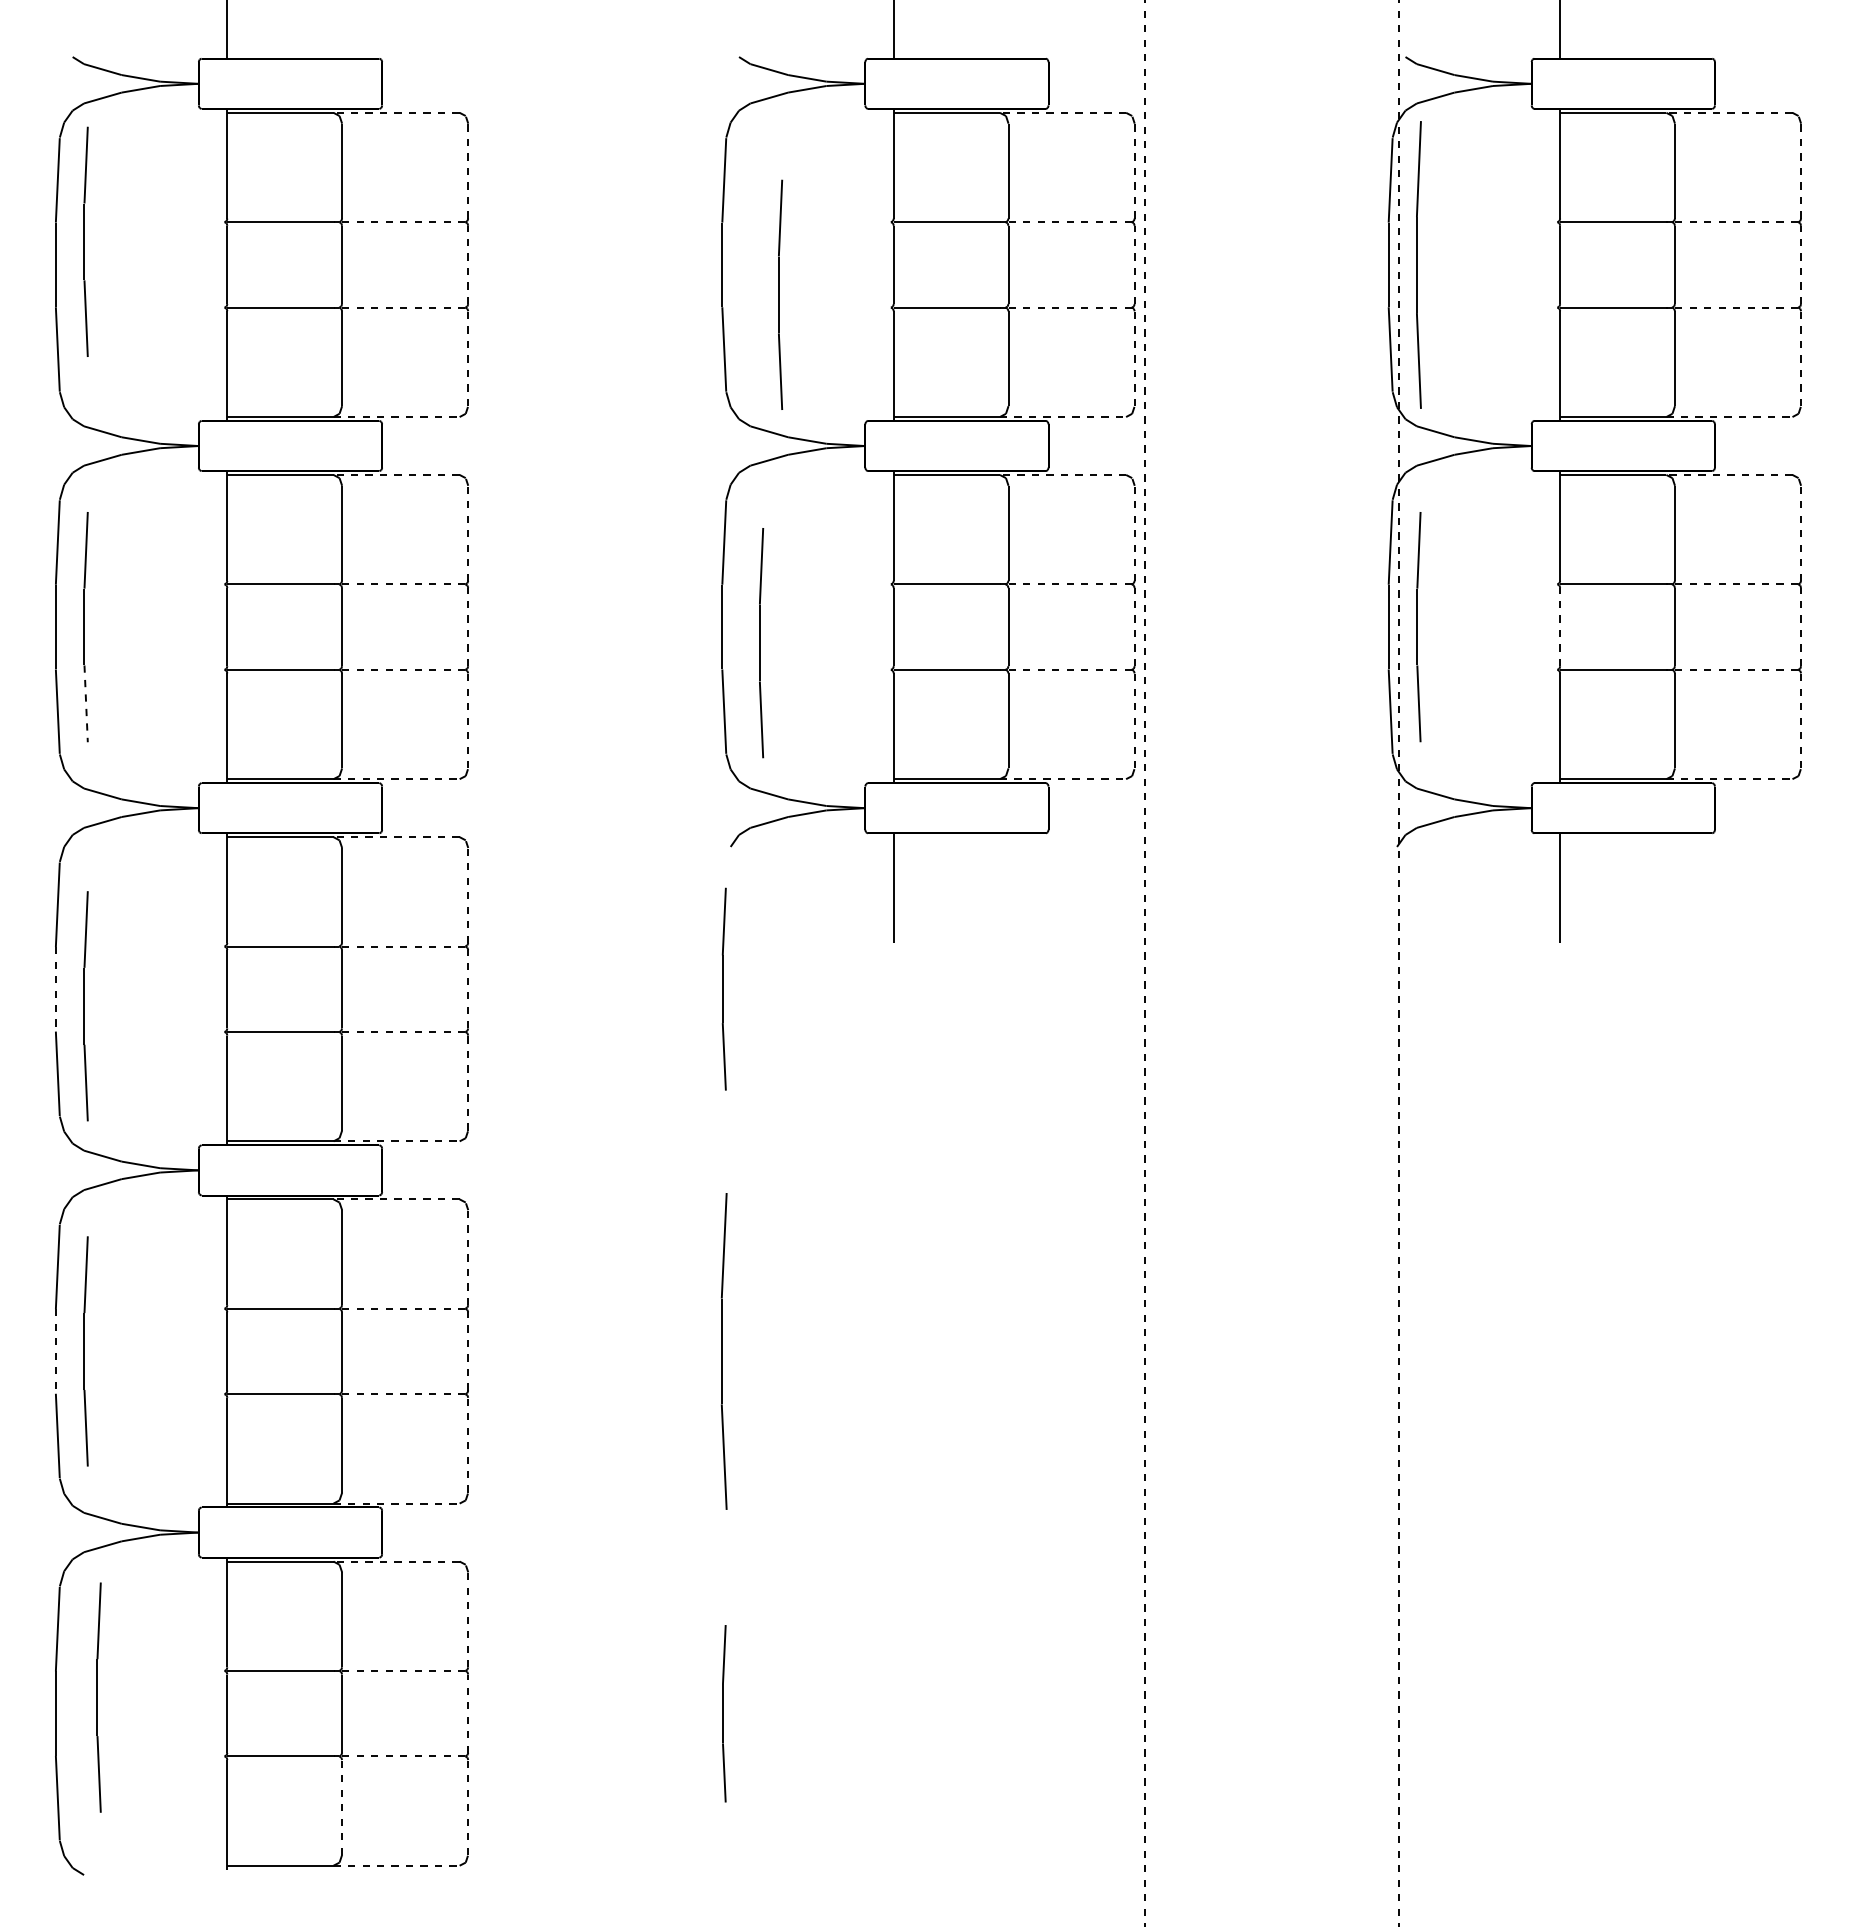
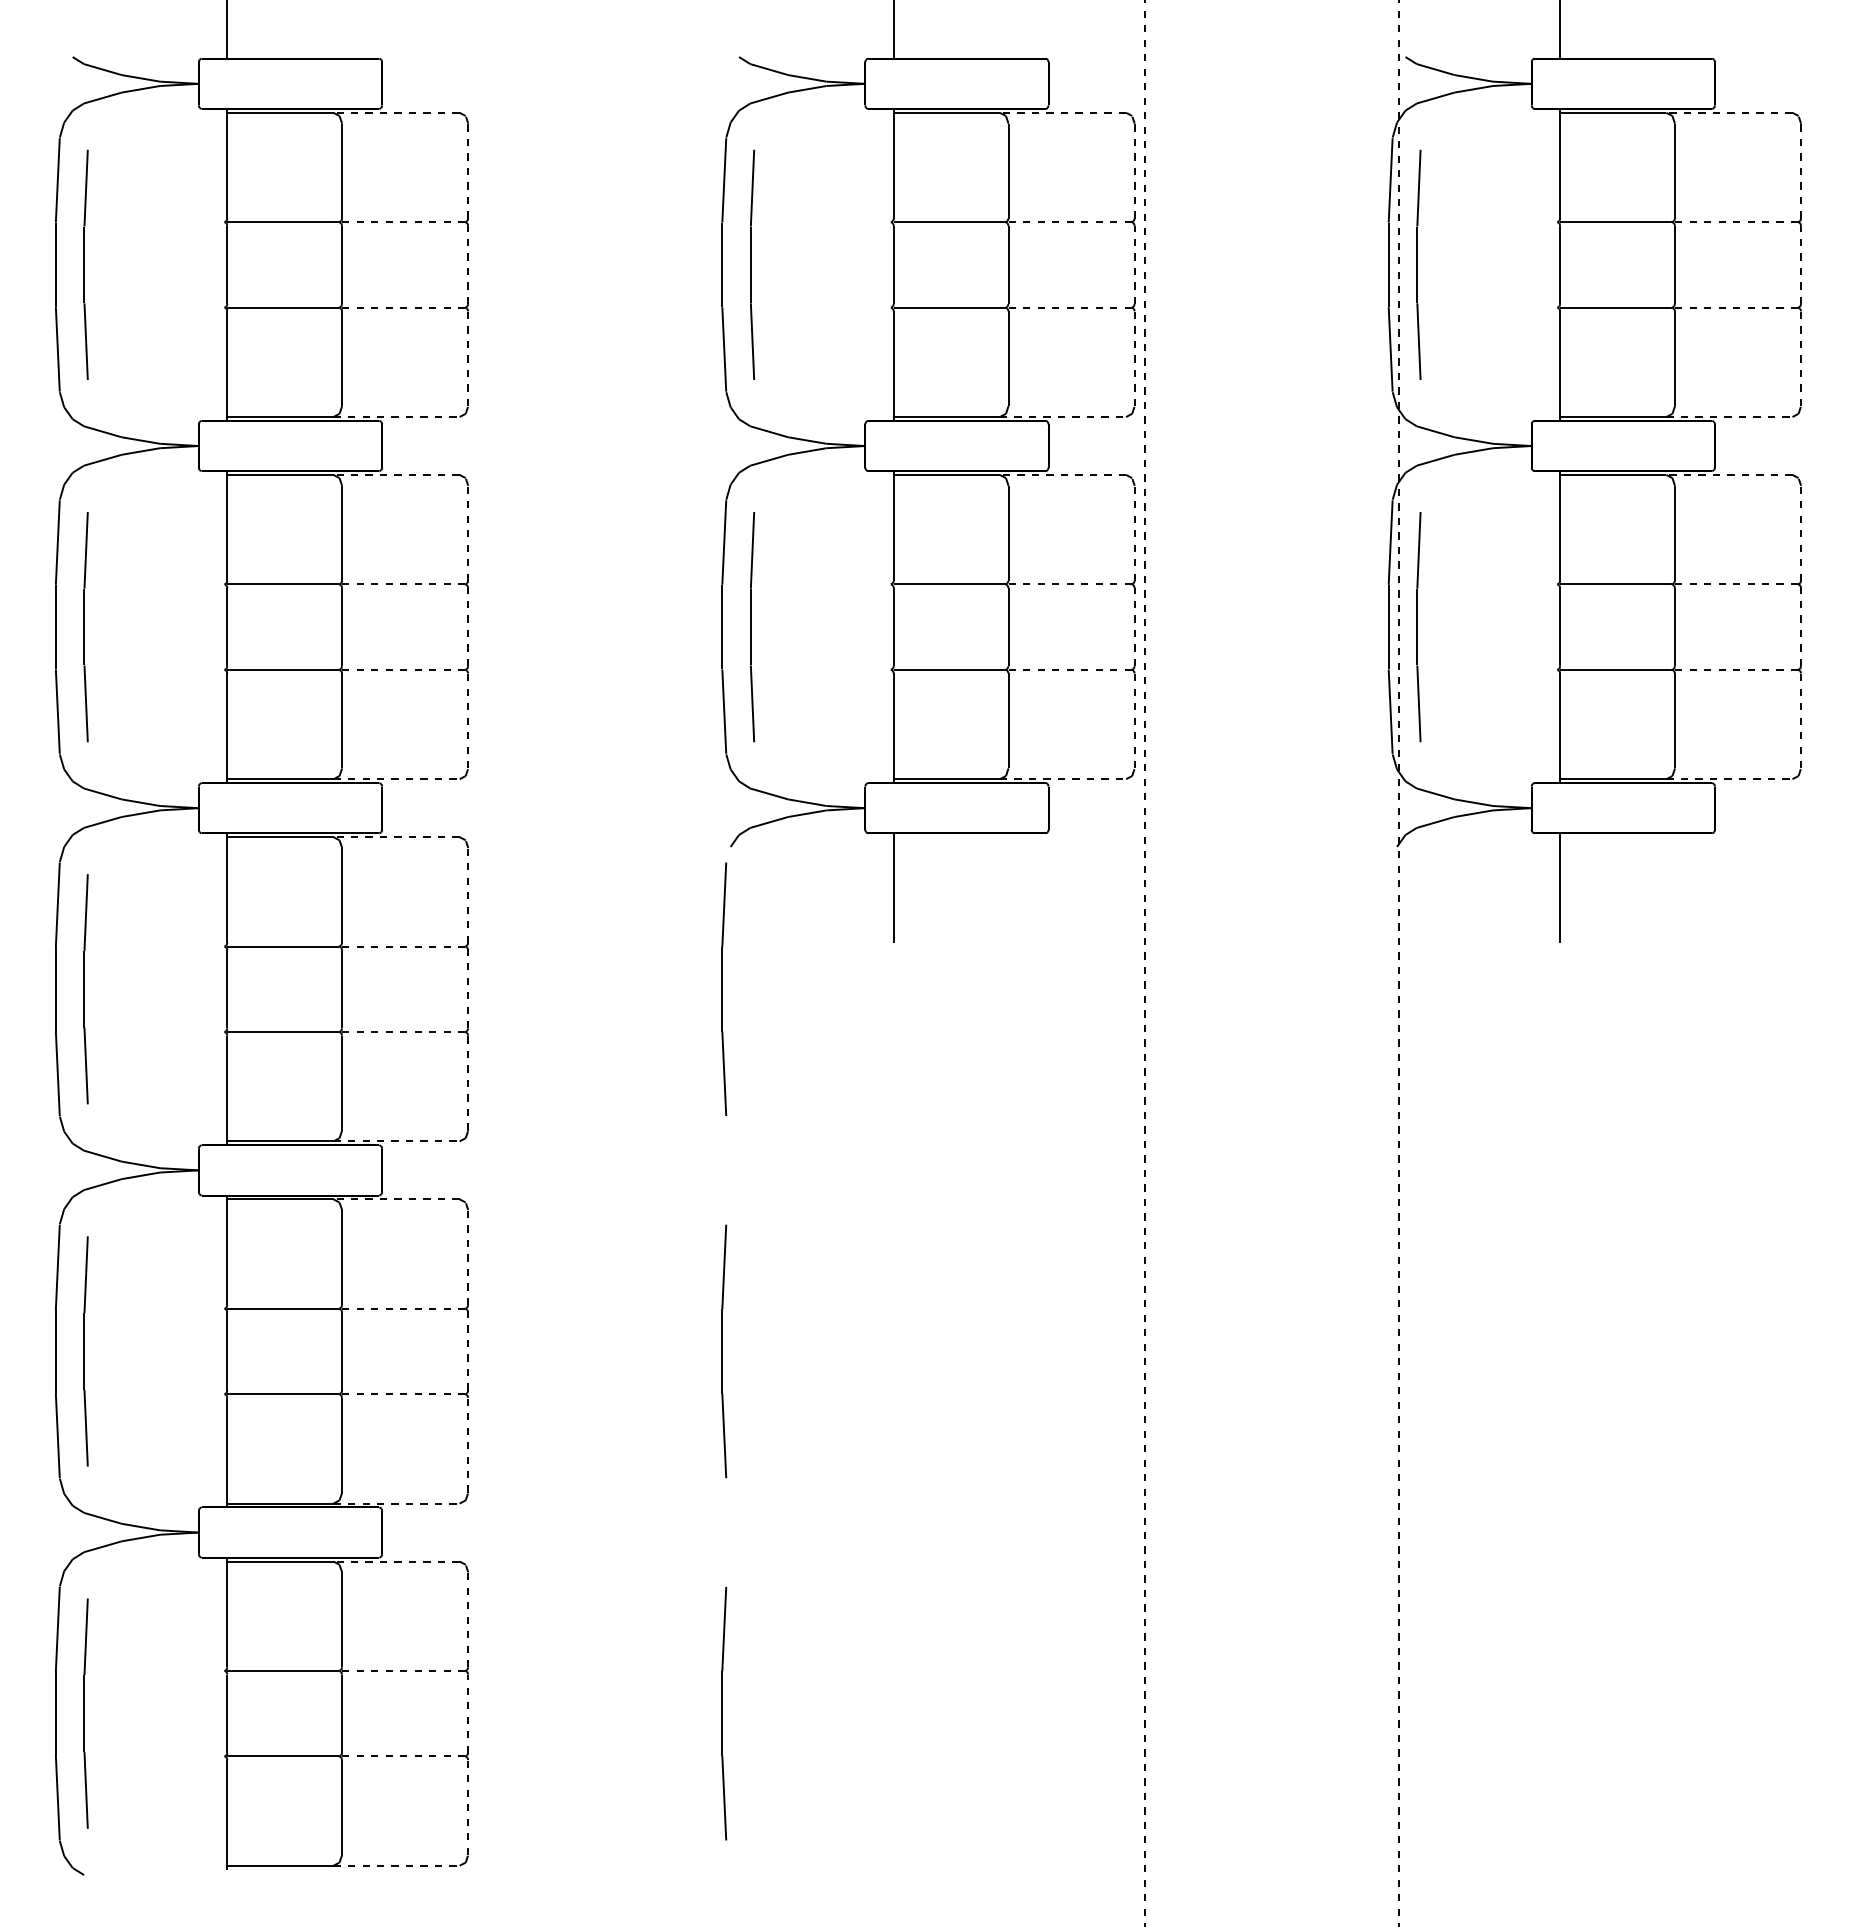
part position: (85, 241) -> (85, 264) (85, 264)
part size: 6x288 px -> 6x231 px (1418, 264)
part position: (780, 294) -> (752, 264) (752, 264)
line: dashed -> solid (1560, 626)
part position: (761, 643) -> (752, 627) (752, 627)
line: dashed -> solid (86, 704)
part size: 6x204 px -> 7x254 px (724, 988)
line: dashed -> solid (55, 989)
part position: (85, 1006) -> (85, 989) (85, 989)
line: dashed -> solid (55, 1351)
part size: 7x317 px -> 7x255 px (724, 1351)
part position: (98, 1697) -> (85, 1713) (85, 1713)
part size: 5x178 px -> 7x254 px (724, 1713)
line: dashed -> solid (342, 1806)
